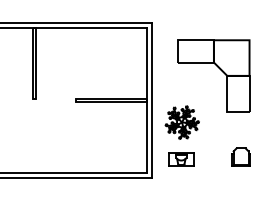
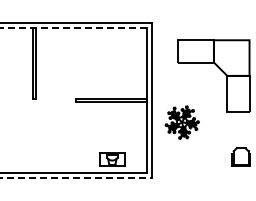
line: solid -> dashed (73, 27)
part position: (181, 159) -> (112, 159) (112, 159)
line: solid -> dashed (76, 177)
